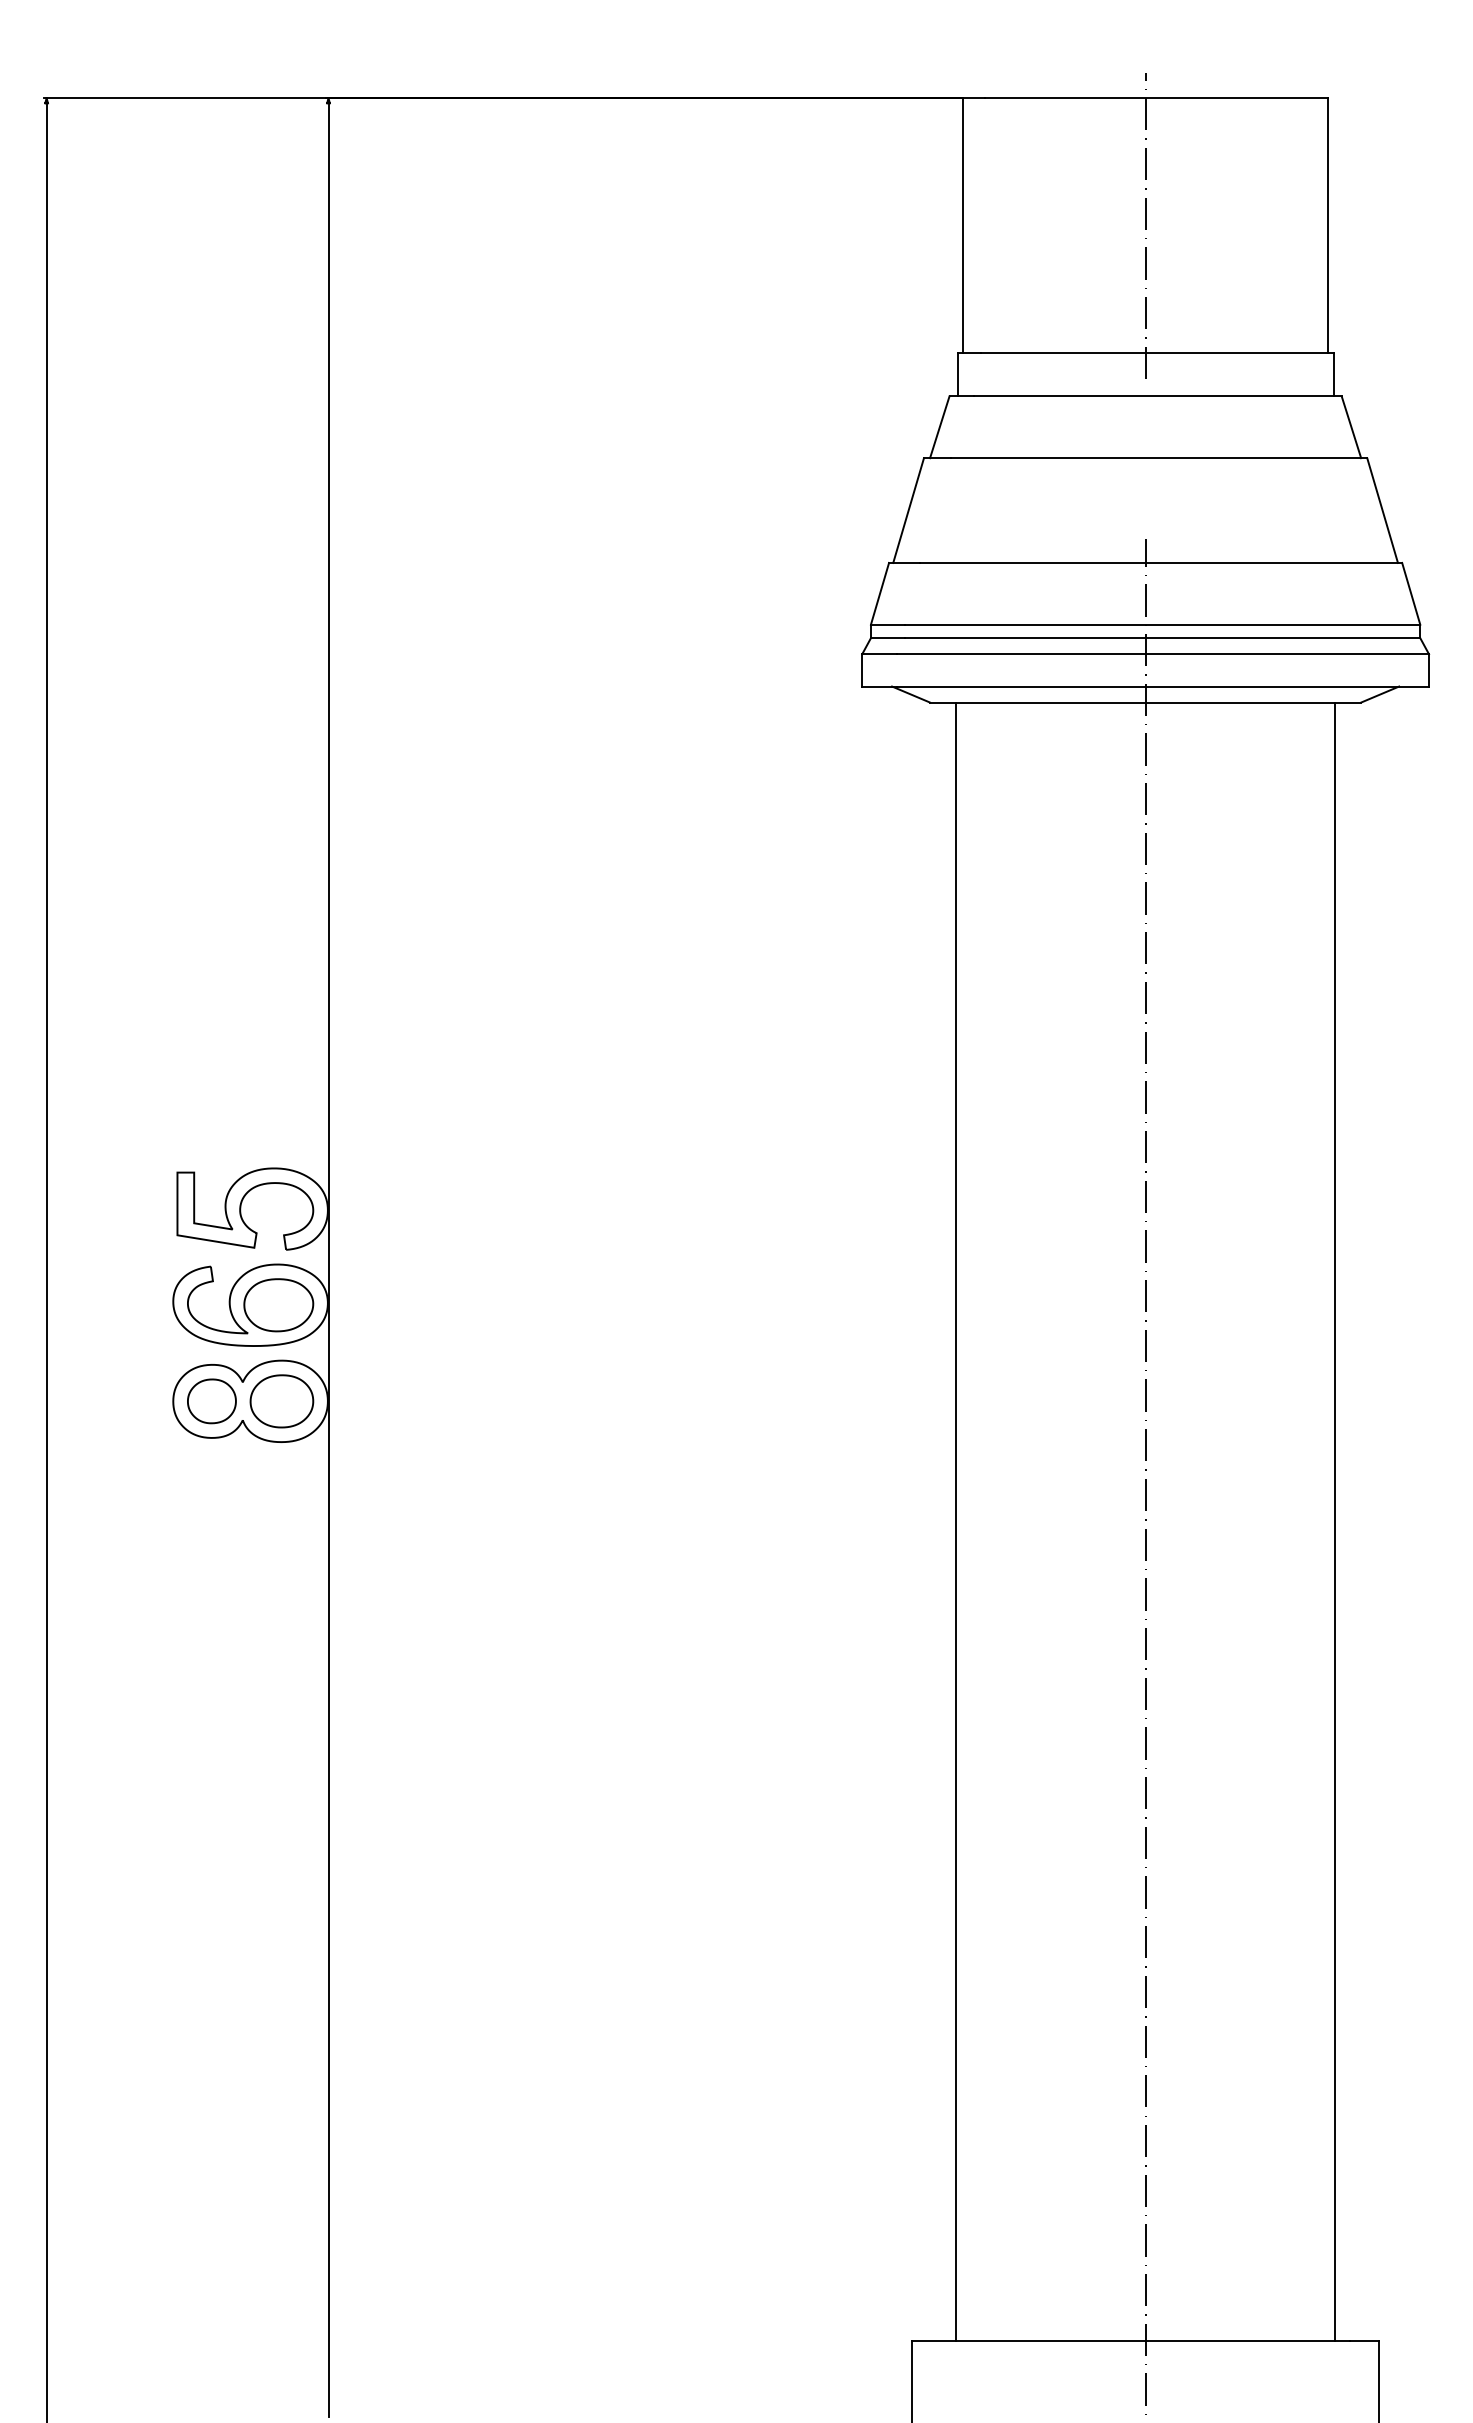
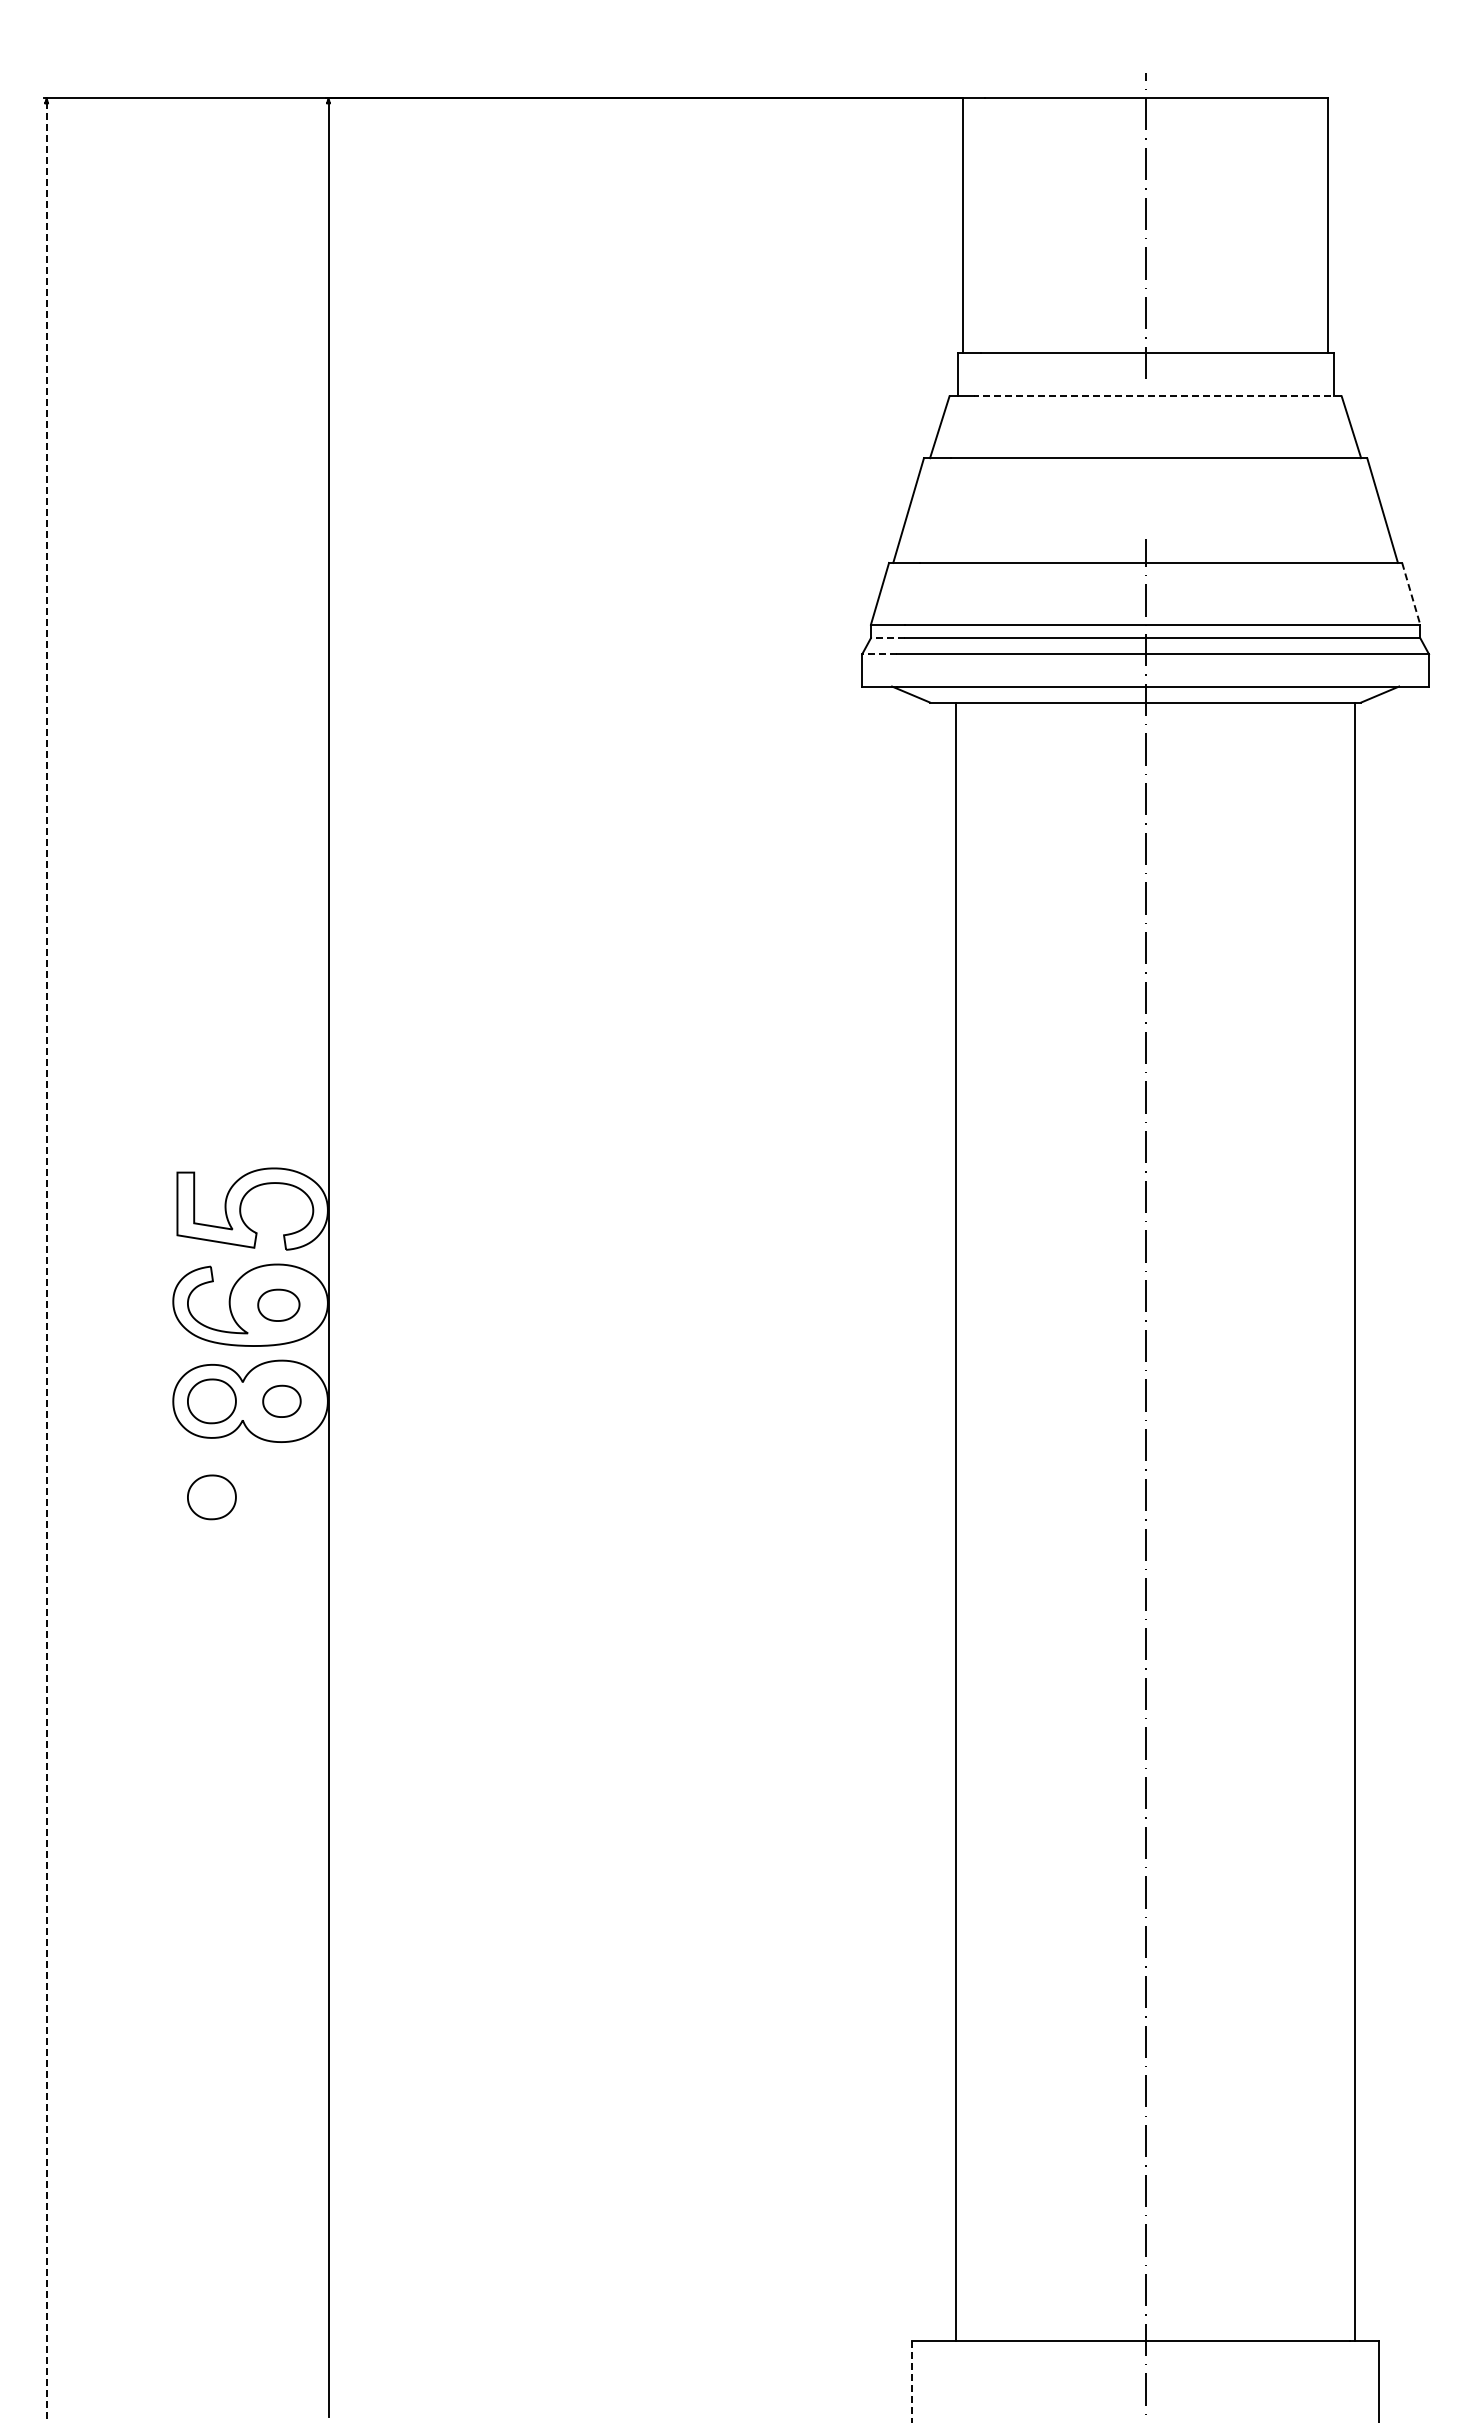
line: solid -> dashed (1157, 396)
line: solid -> dashed (1411, 594)
line: solid -> dashed (887, 638)
line: solid -> dashed (879, 654)
line: solid -> dashed (46, 1262)
part size: 72x55 px -> 44x34 px (278, 1304)
part size: 66x55 px -> 40x34 px (281, 1400)
part: none -> present (211, 1497)
line position: (1335, 1521) -> (1355, 1521) (1355, 1521)
line: solid -> dashed (911, 2382)
